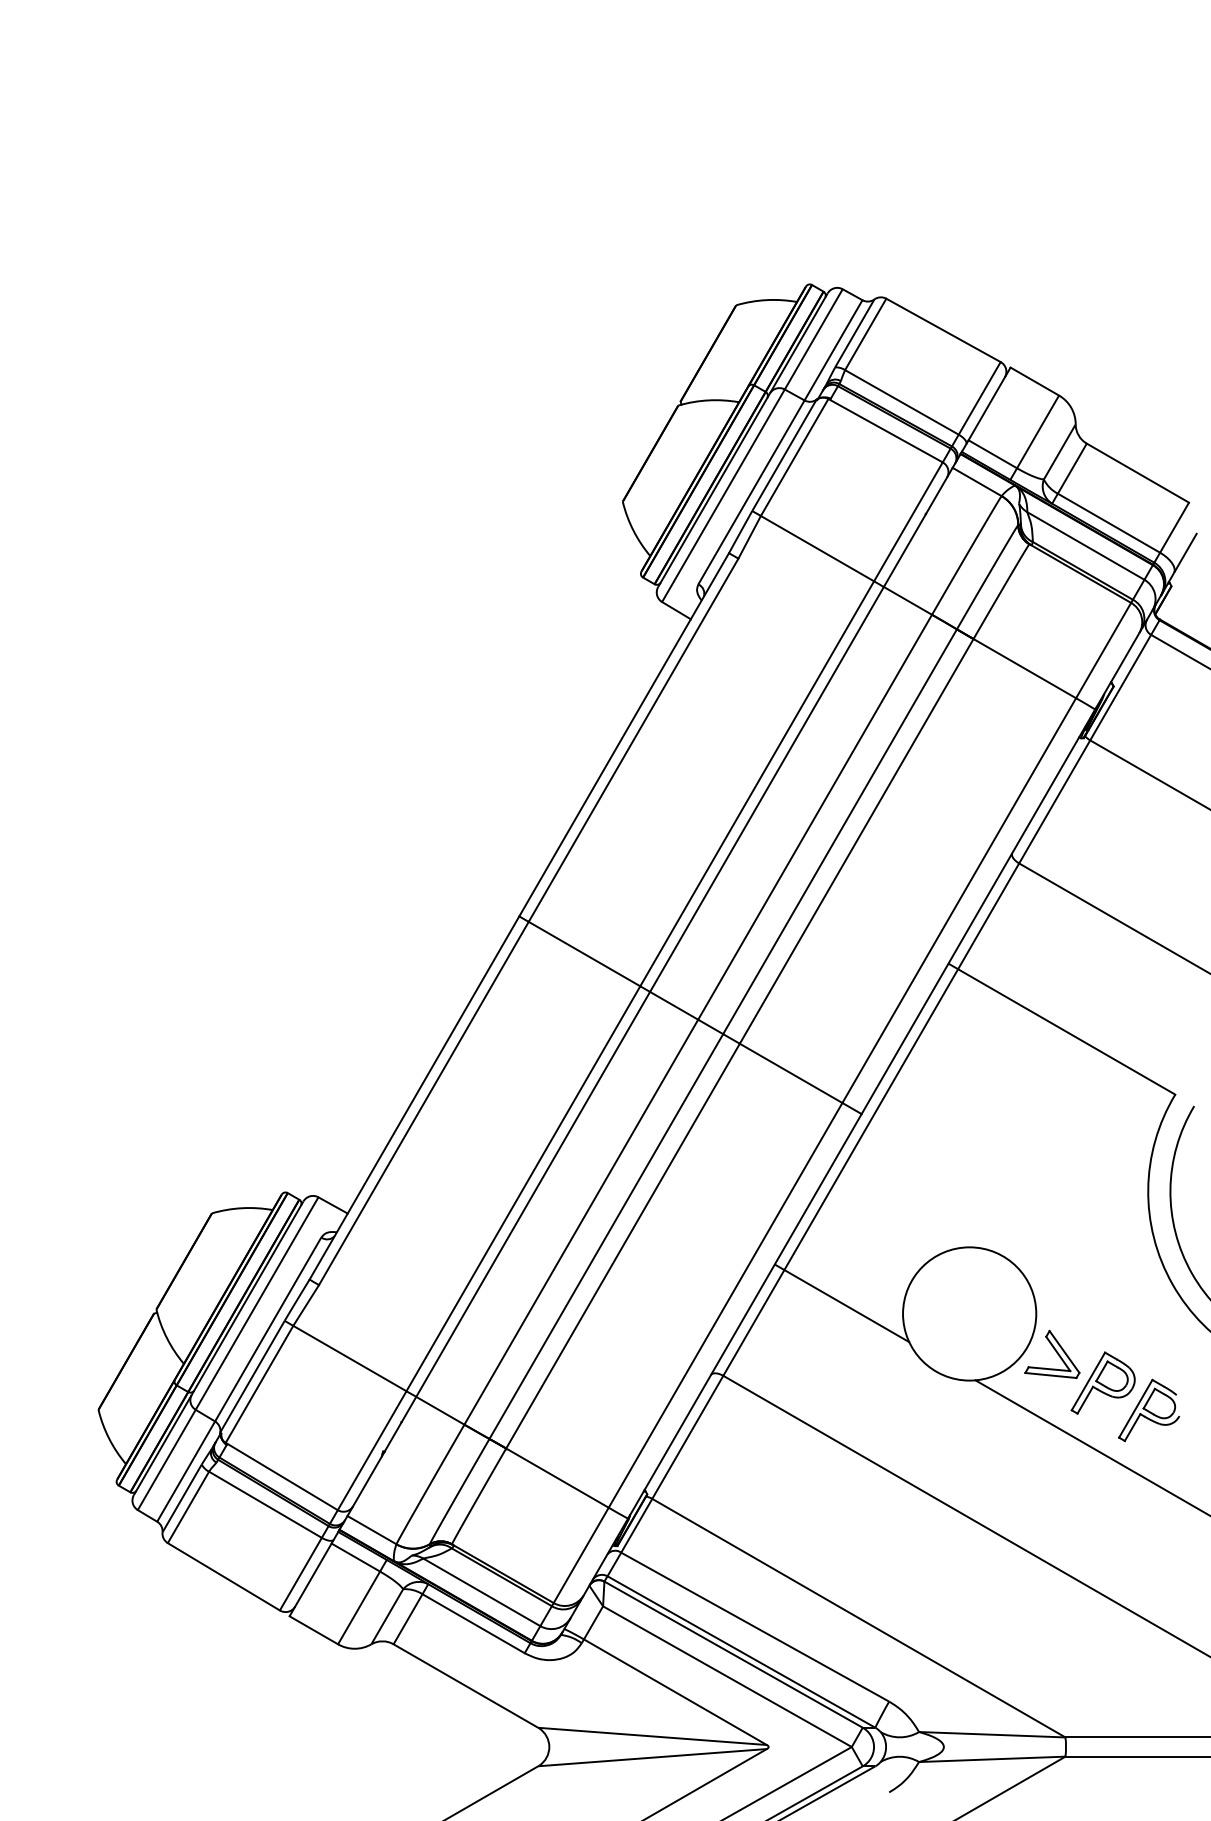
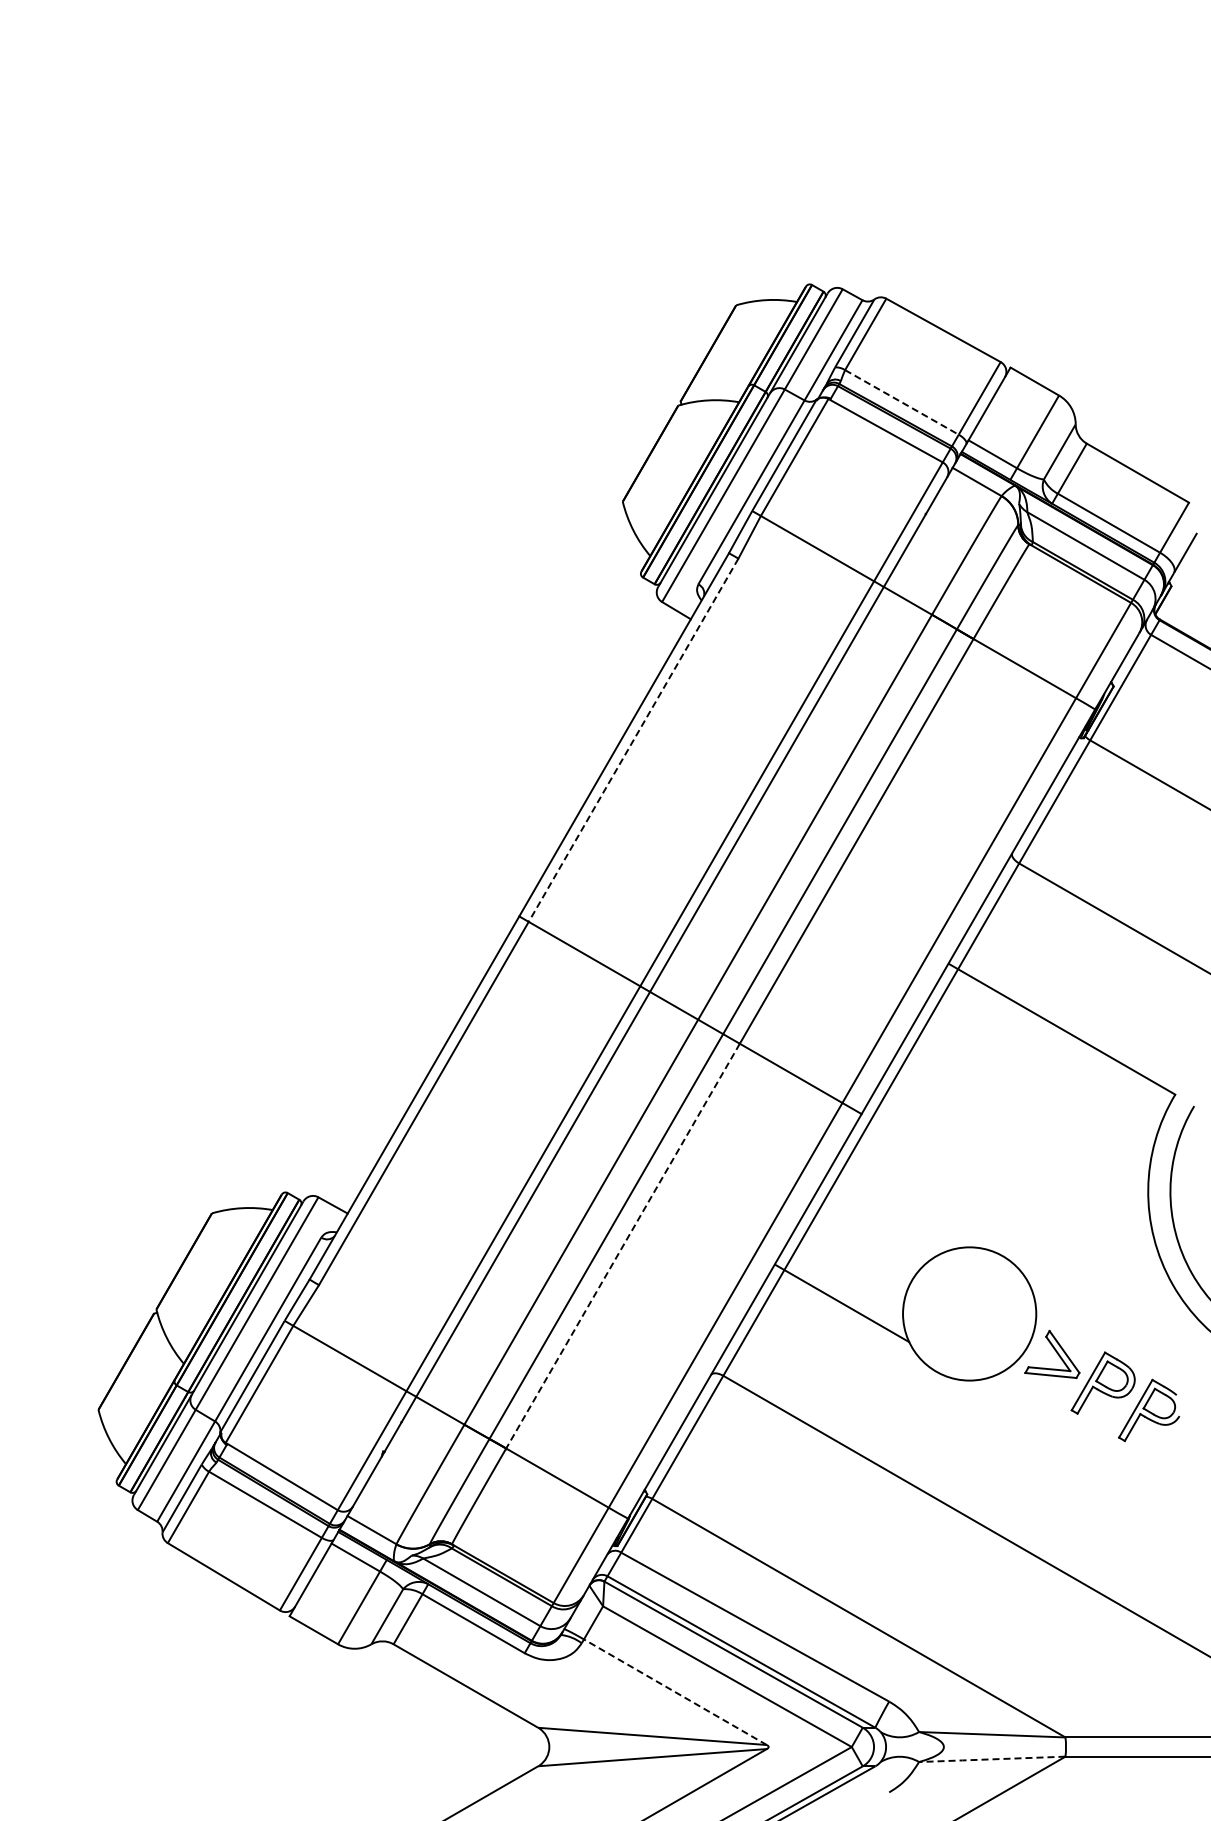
line: solid -> dashed (902, 402)
line: solid -> dashed (633, 740)
line: solid -> dashed (623, 1246)
line: present -> none (1091, 1447)
line: solid -> dashed (675, 1692)
line: solid -> dashed (991, 1759)
